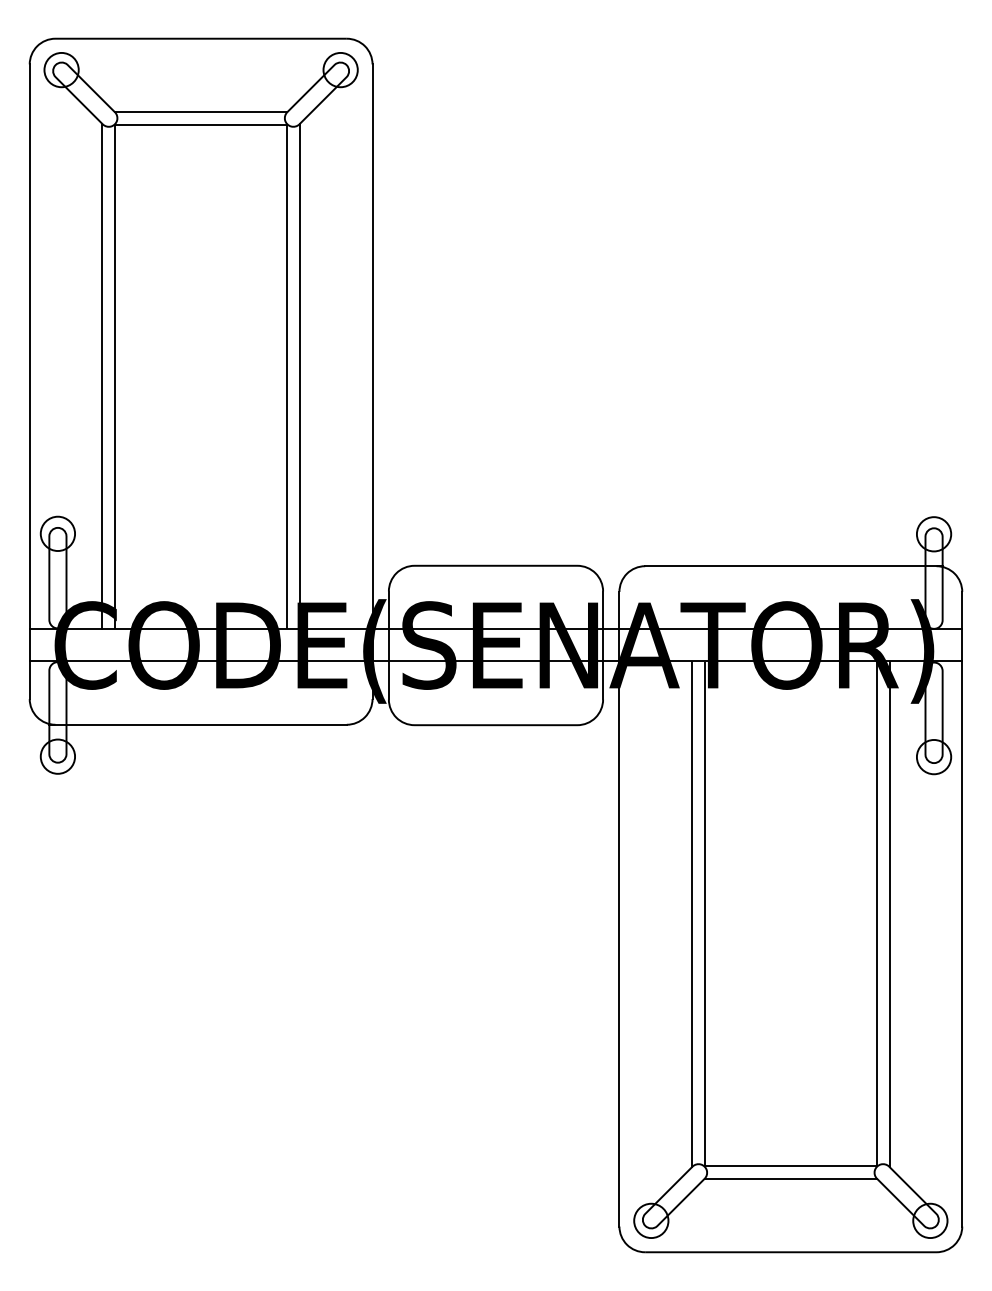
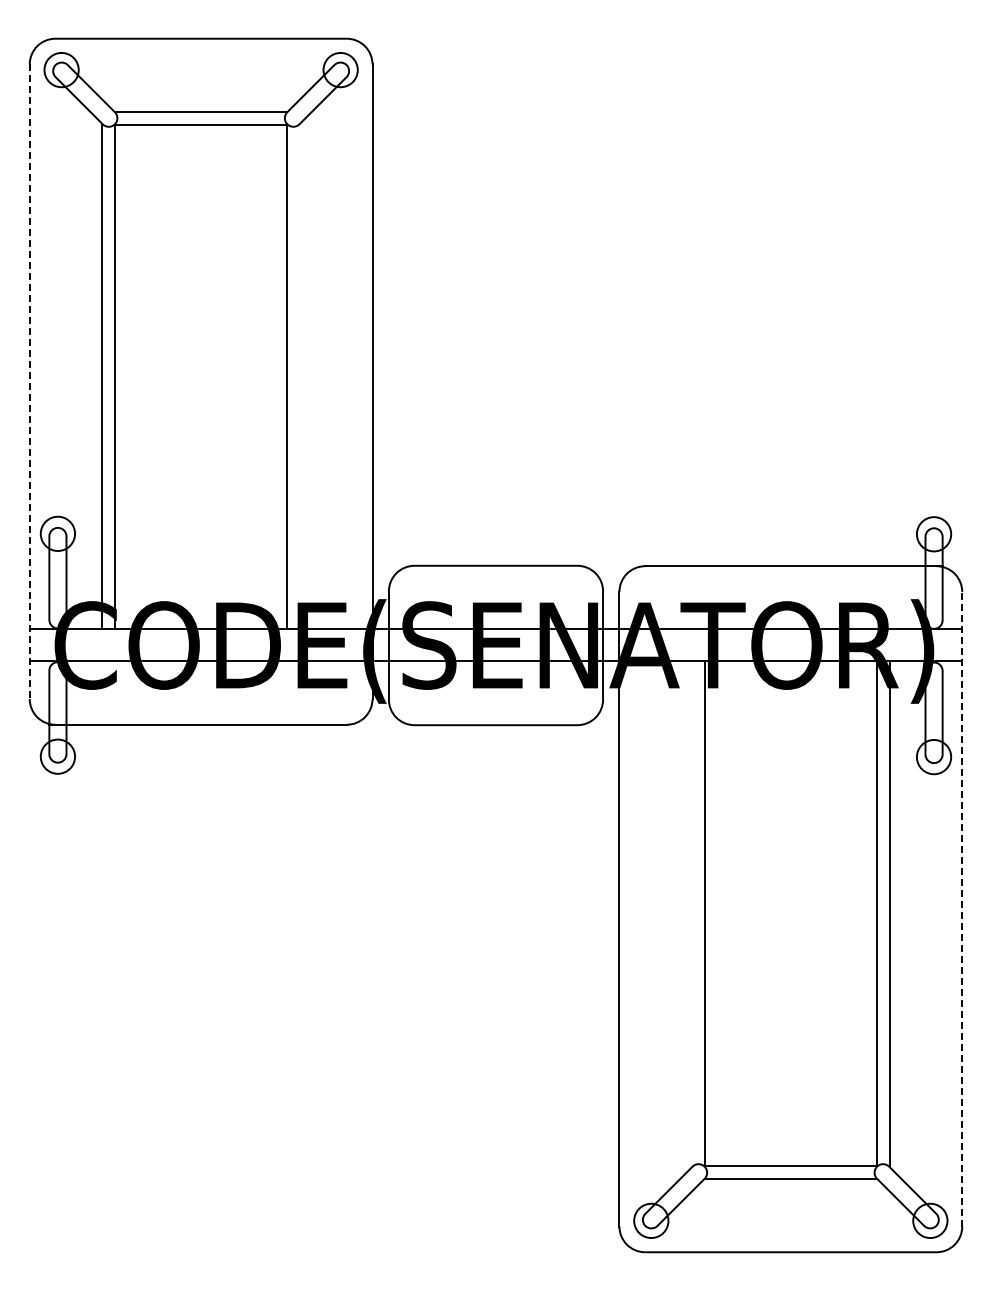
line: present -> none (300, 376)
line: solid -> dashed (29, 382)
line: solid -> dashed (962, 908)
line: present -> none (691, 914)
